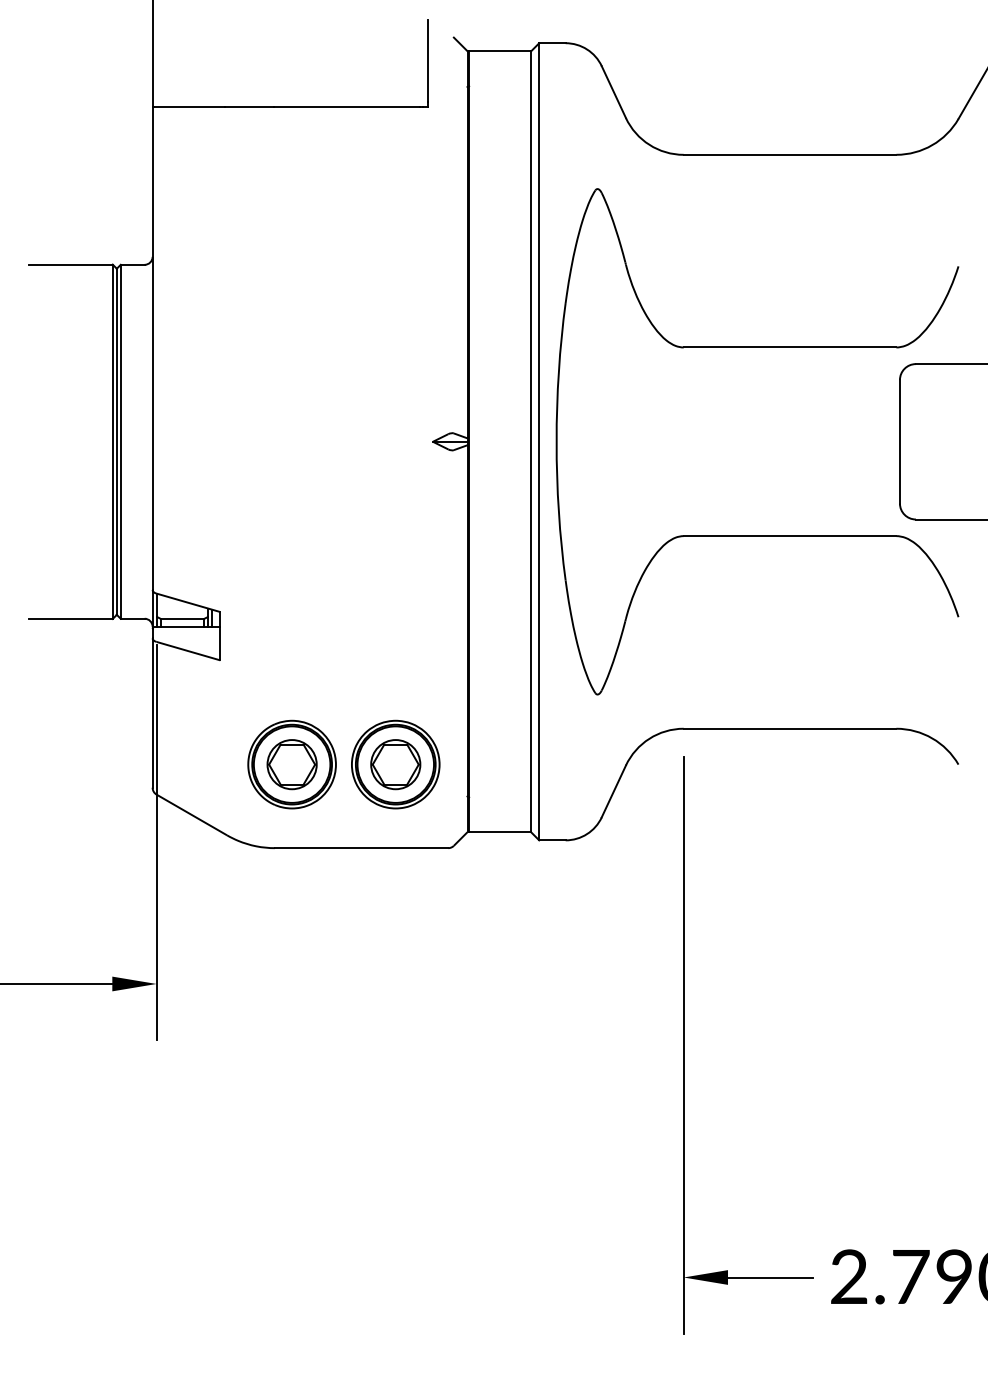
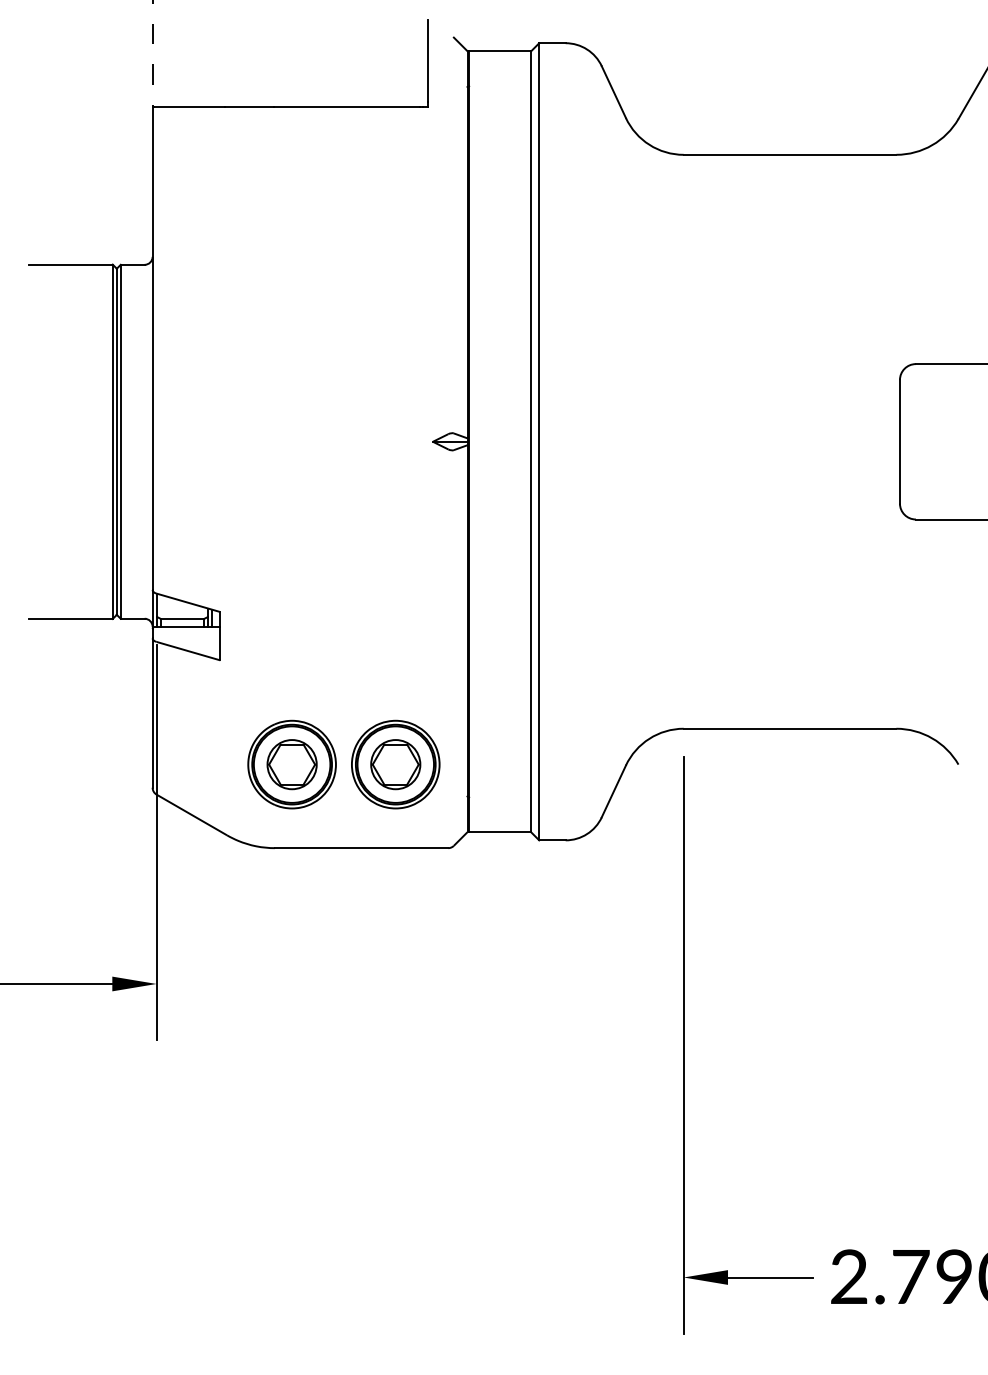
line: solid -> dashed (152, 54)
part: present -> none (757, 347)
